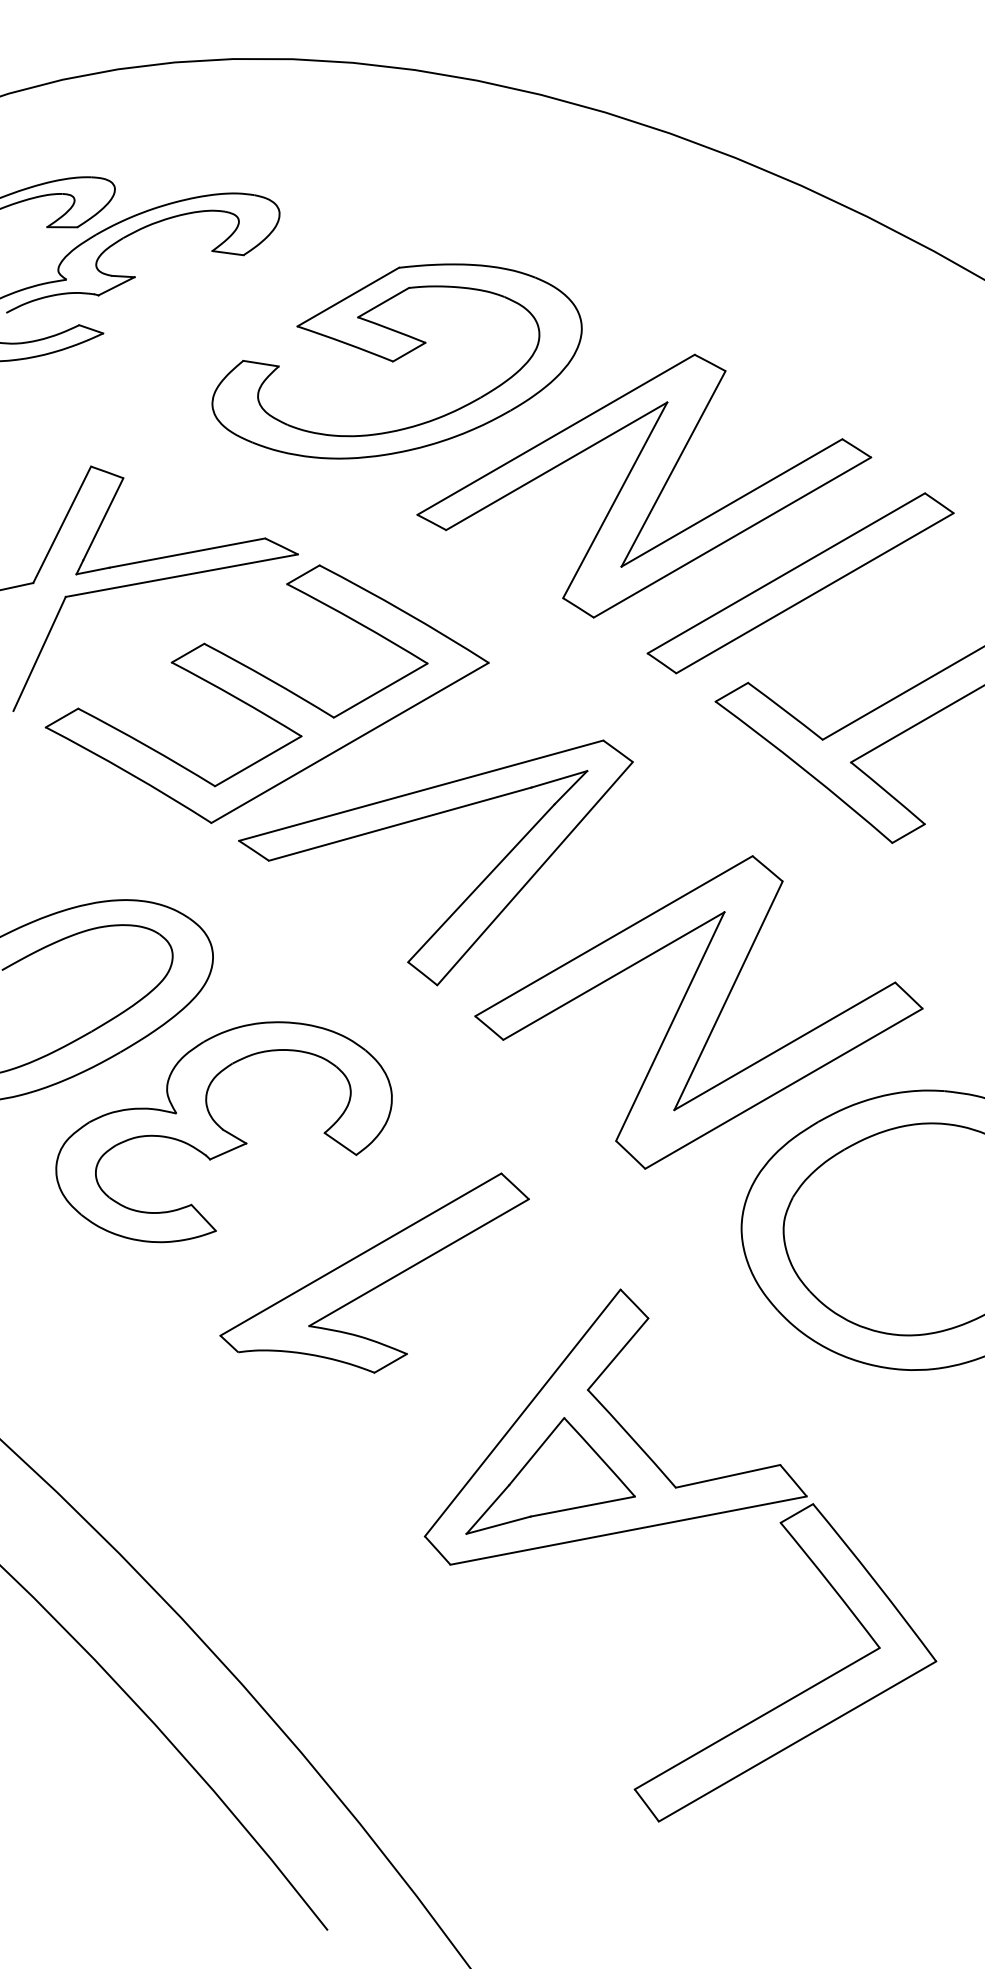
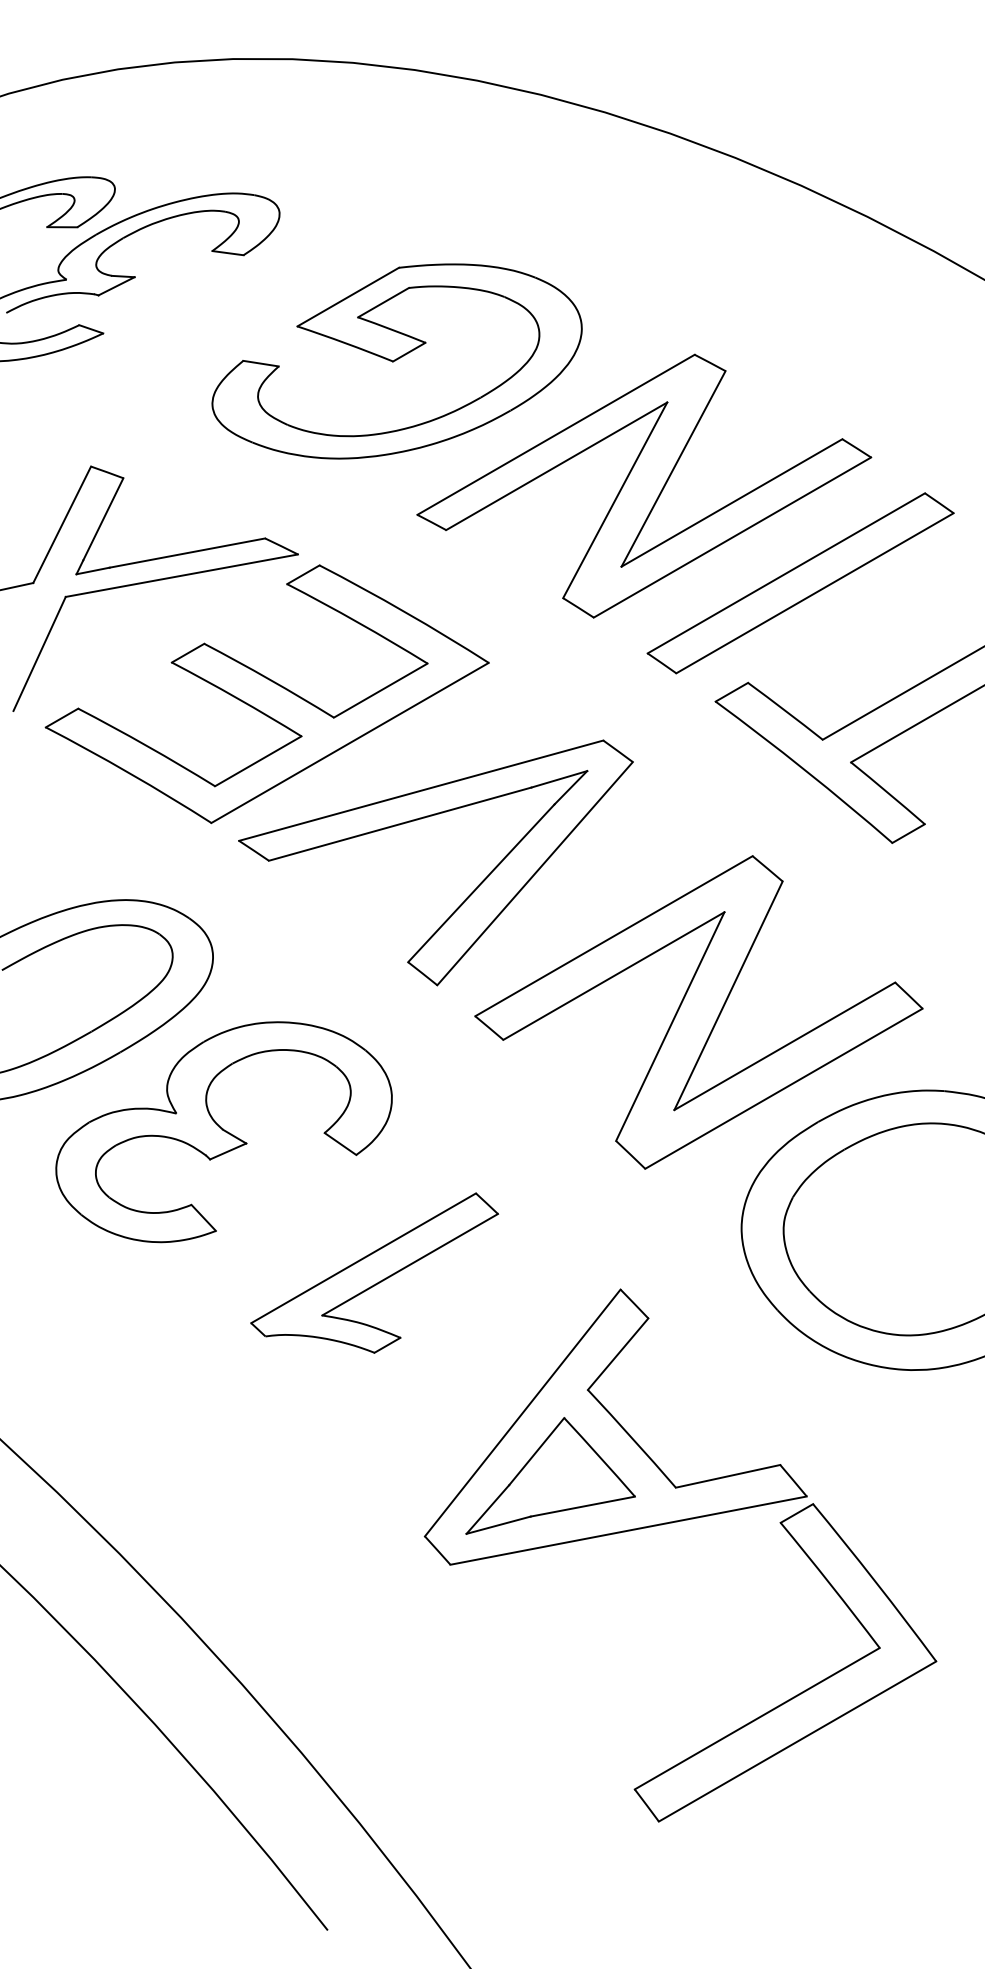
part size: 311x202 px -> 249x162 px (374, 1272)
